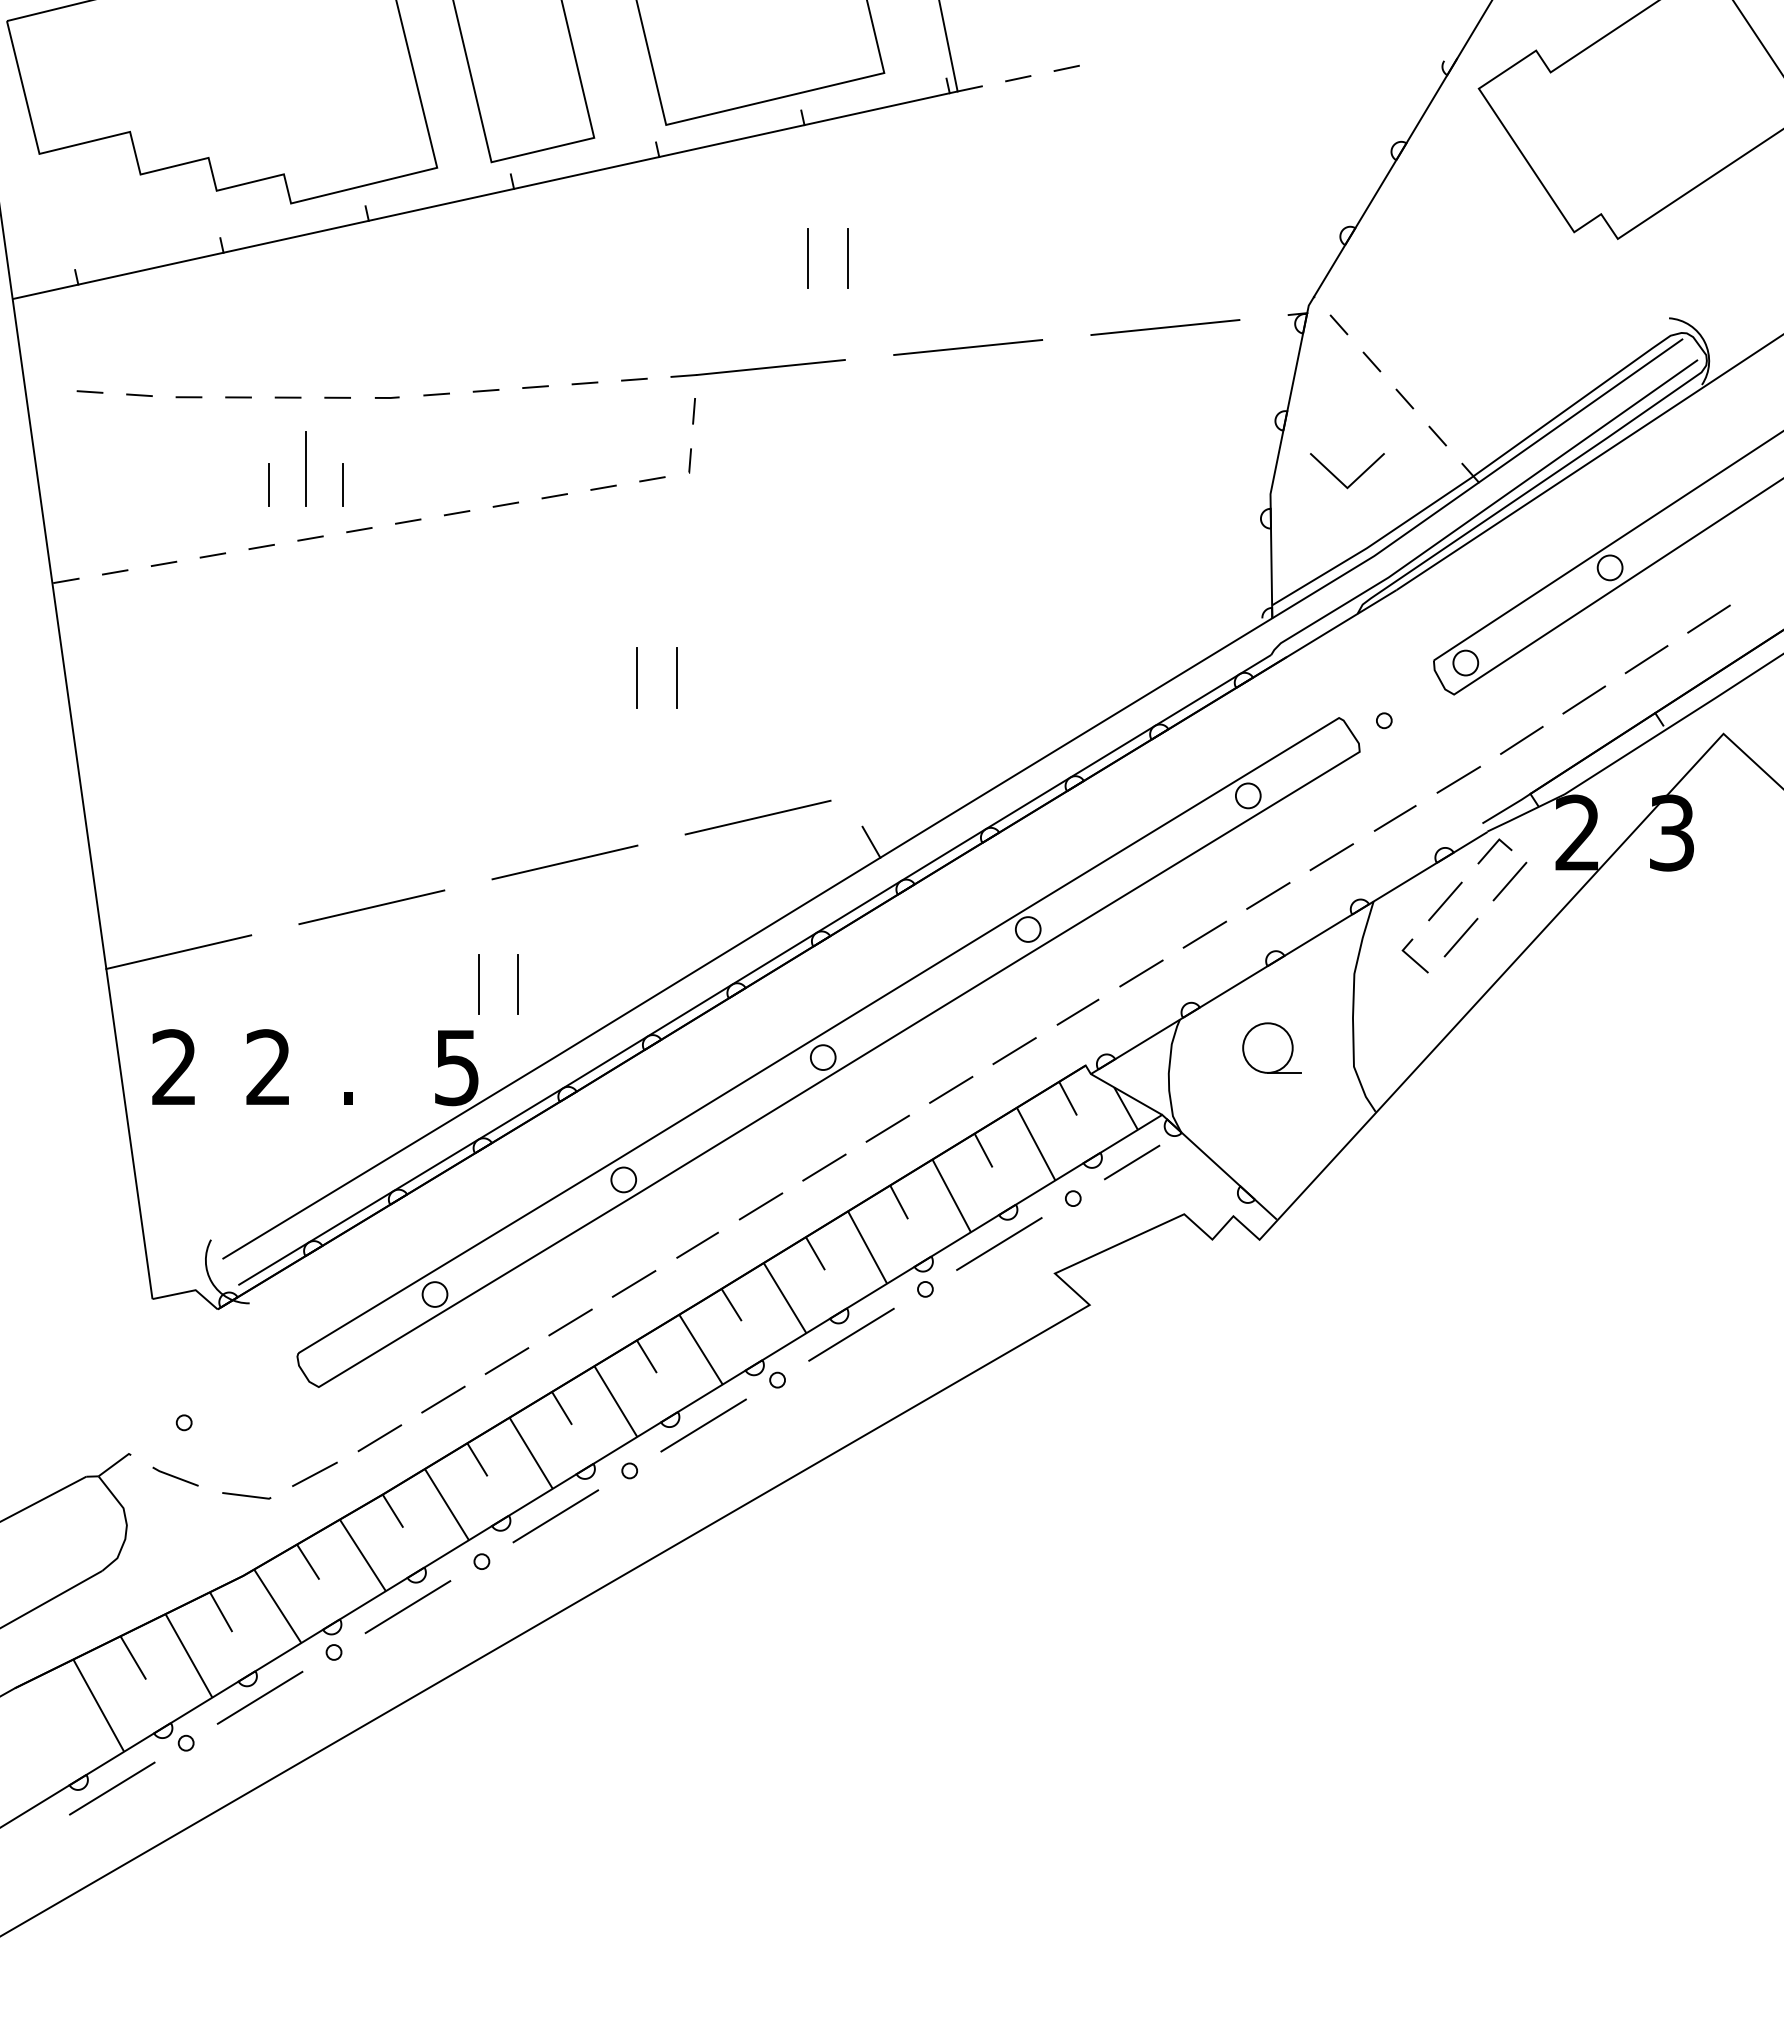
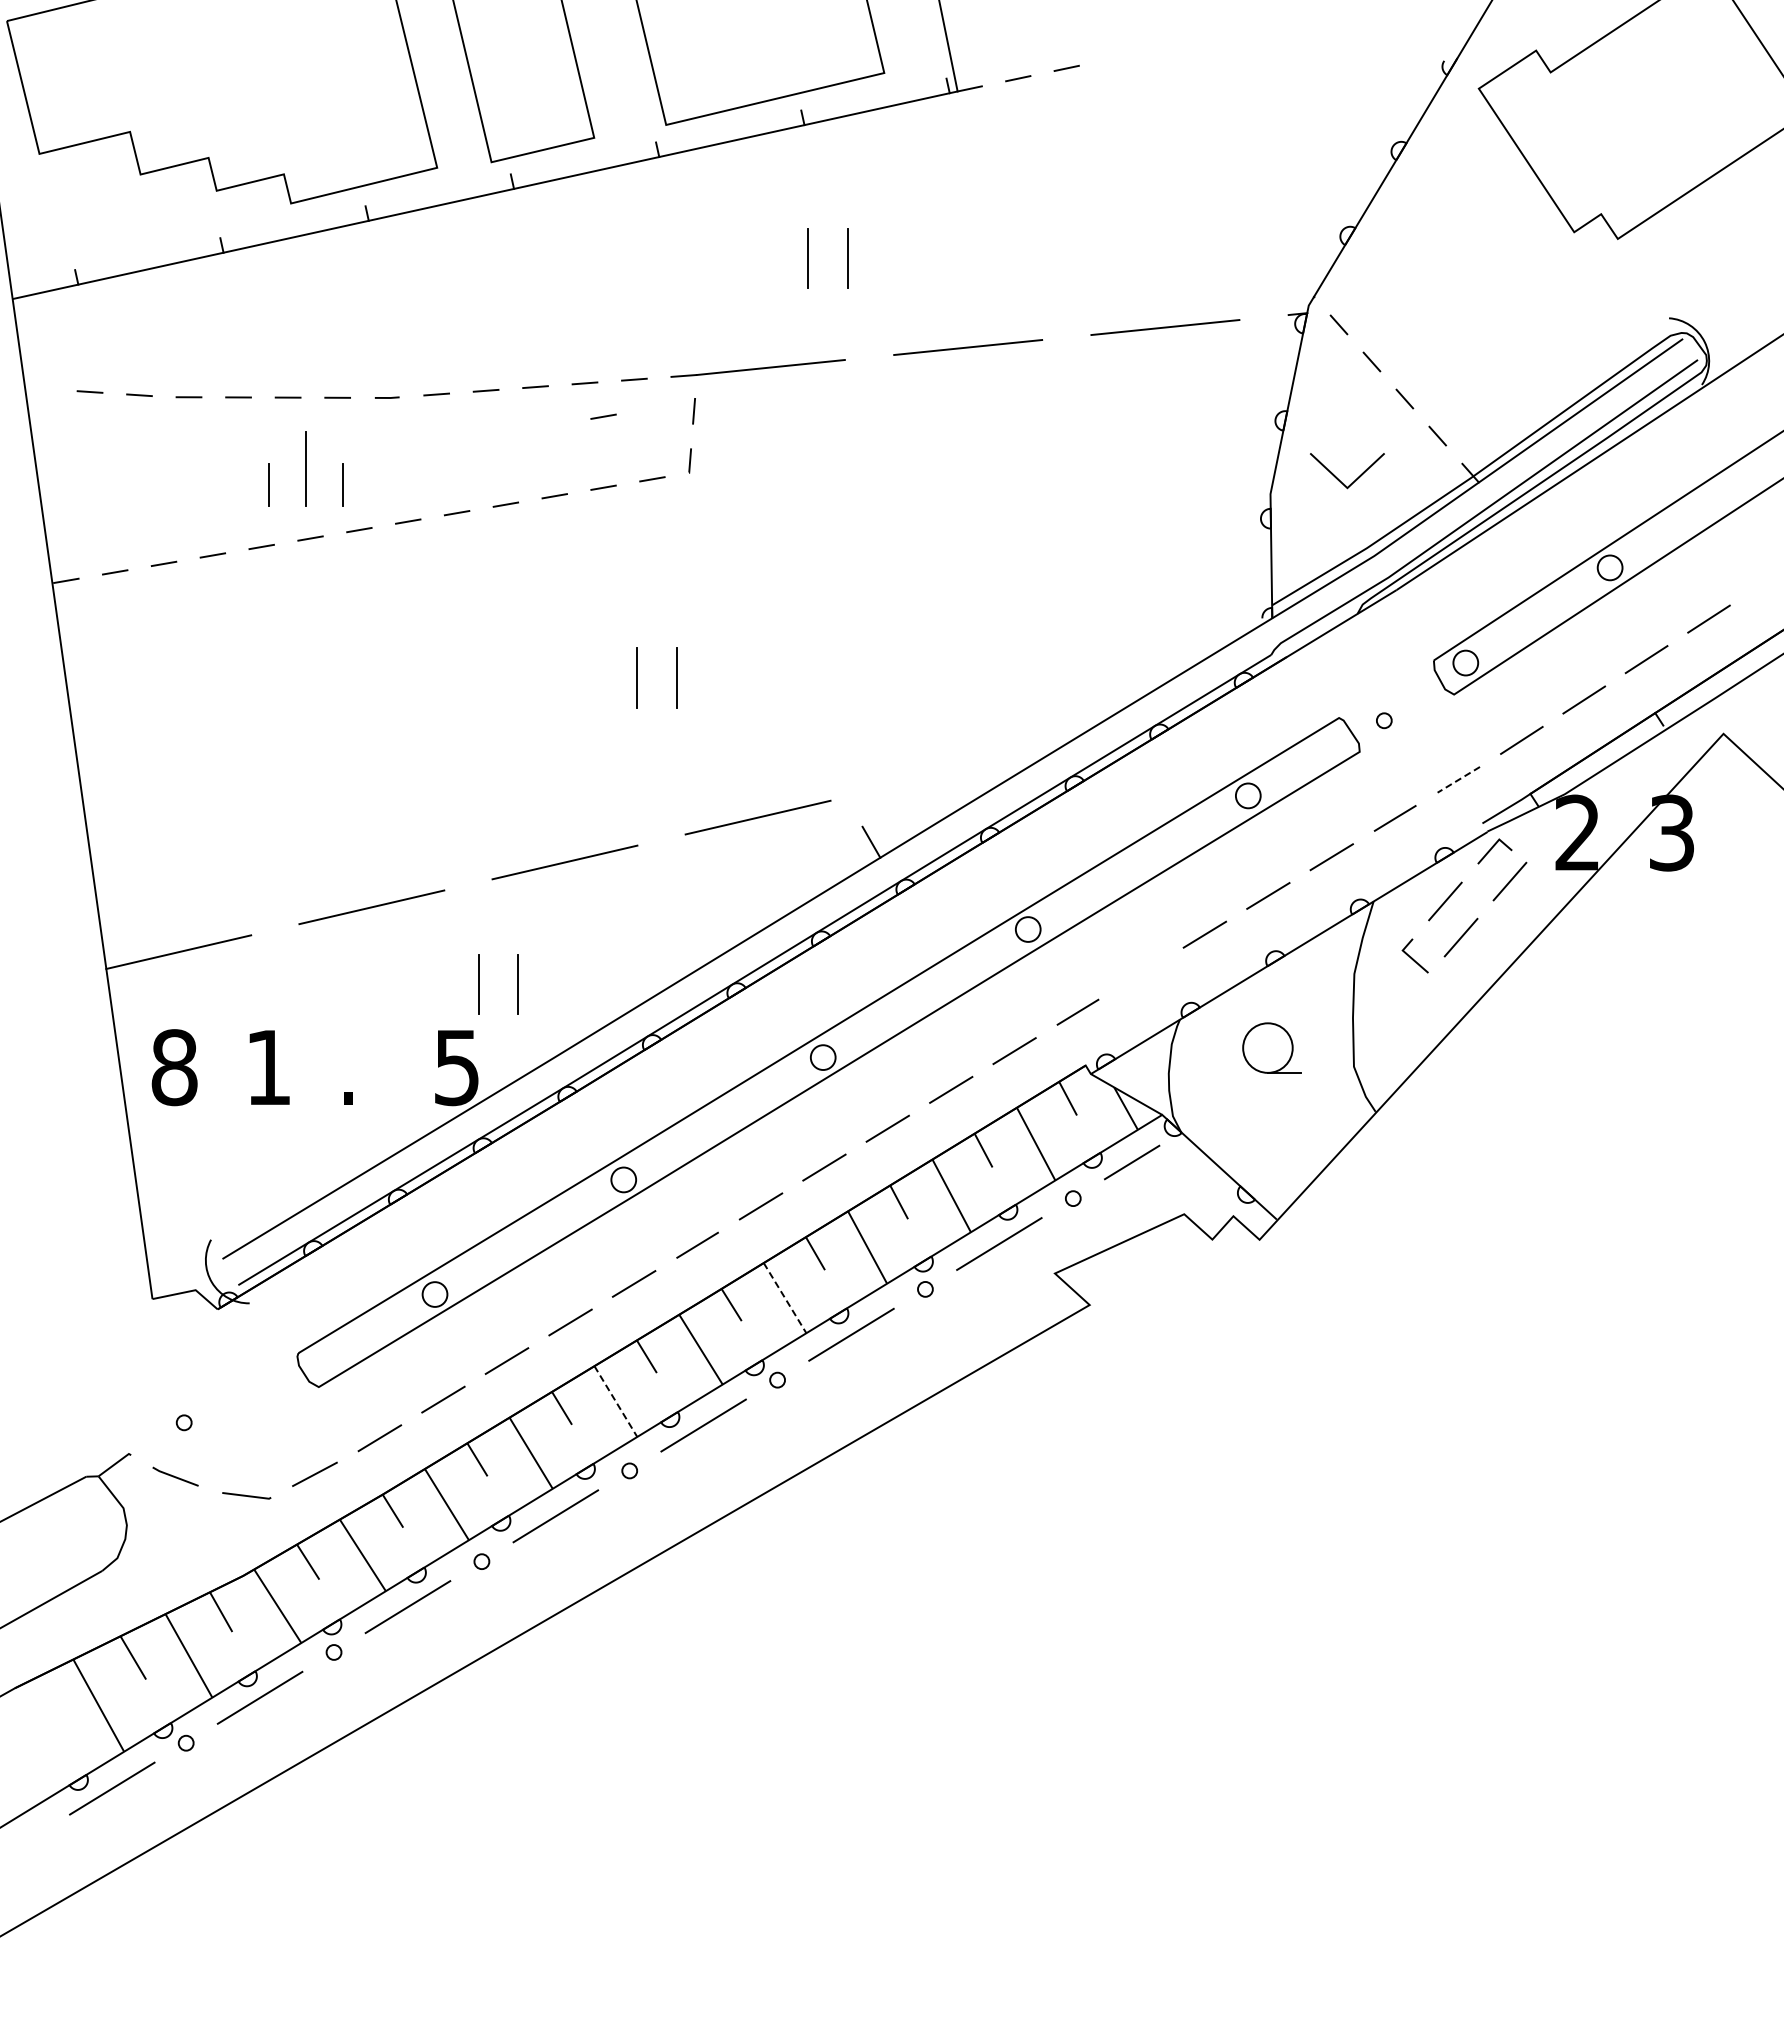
line: none -> present (603, 416)
line: solid -> dashed (1458, 779)
line: present -> none (1141, 973)
text: 2 -> 1 (267, 1066)
text: 2 -> 8 (174, 1067)
line: solid -> dashed (785, 1298)
line: solid -> dashed (616, 1401)
